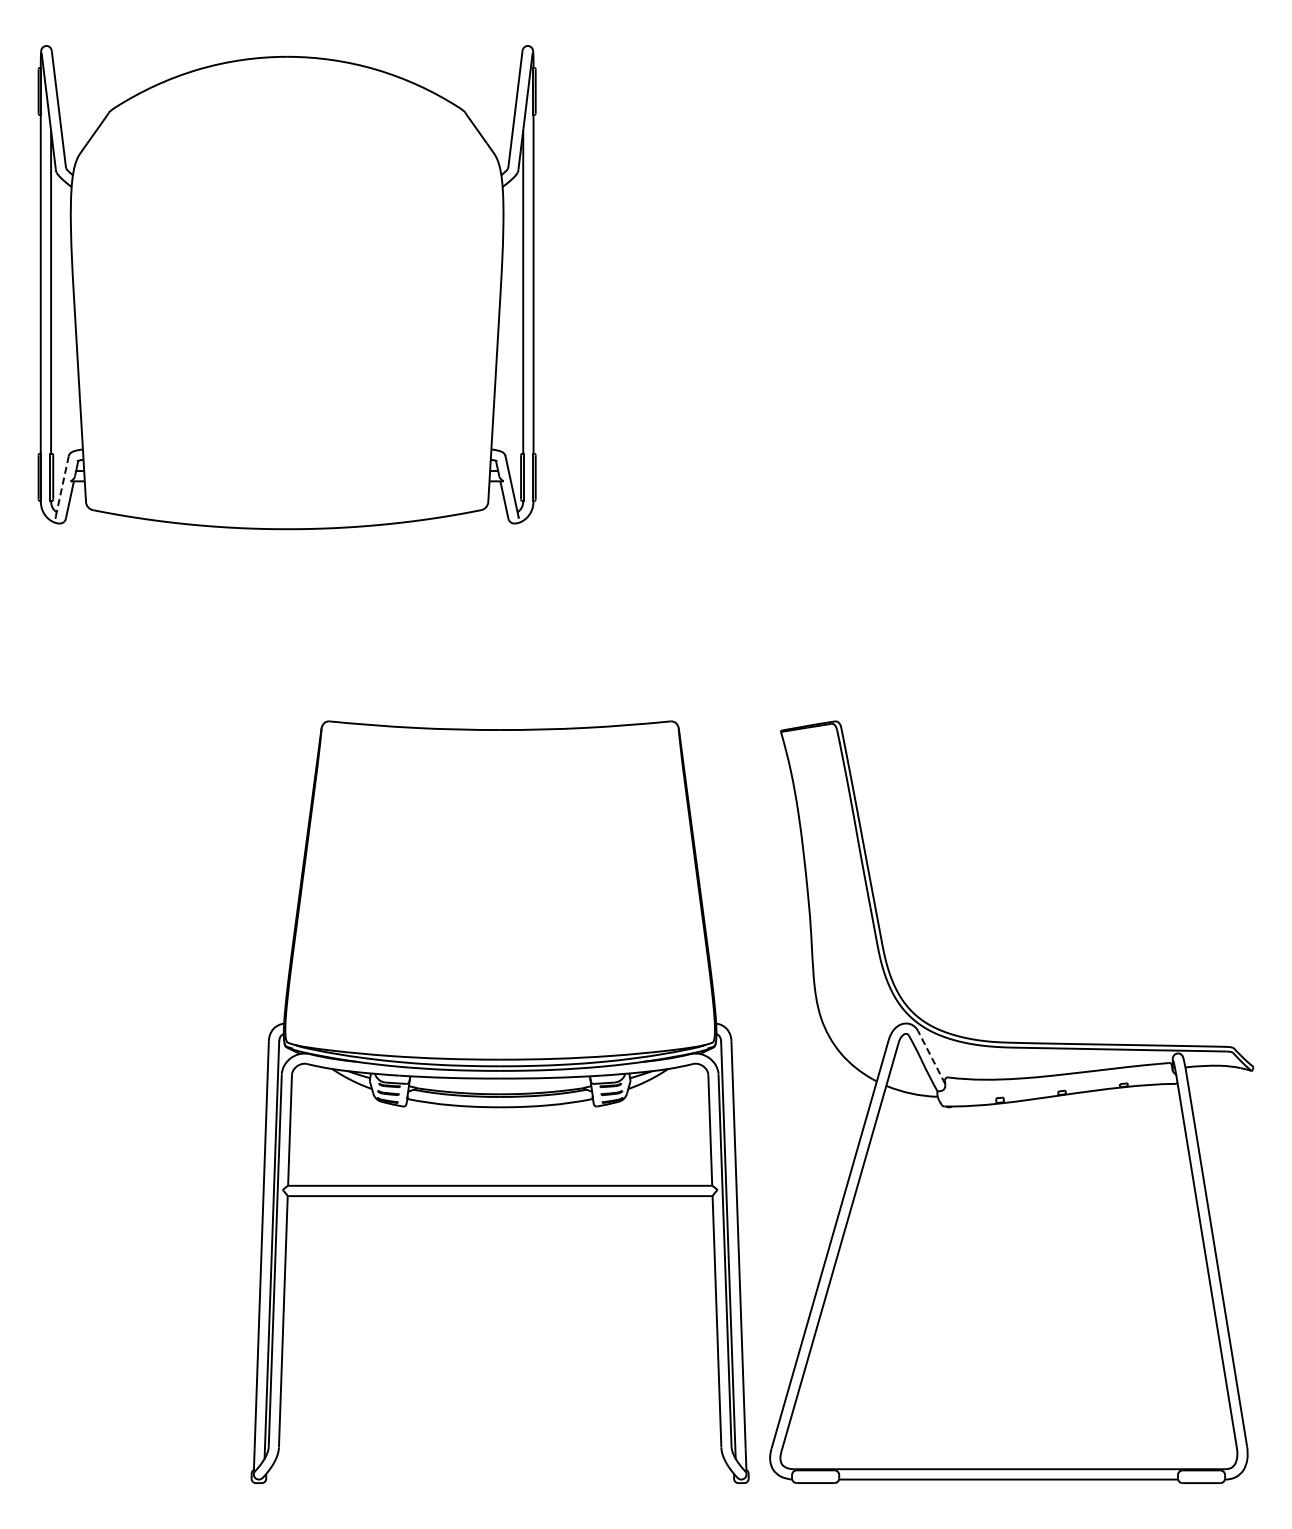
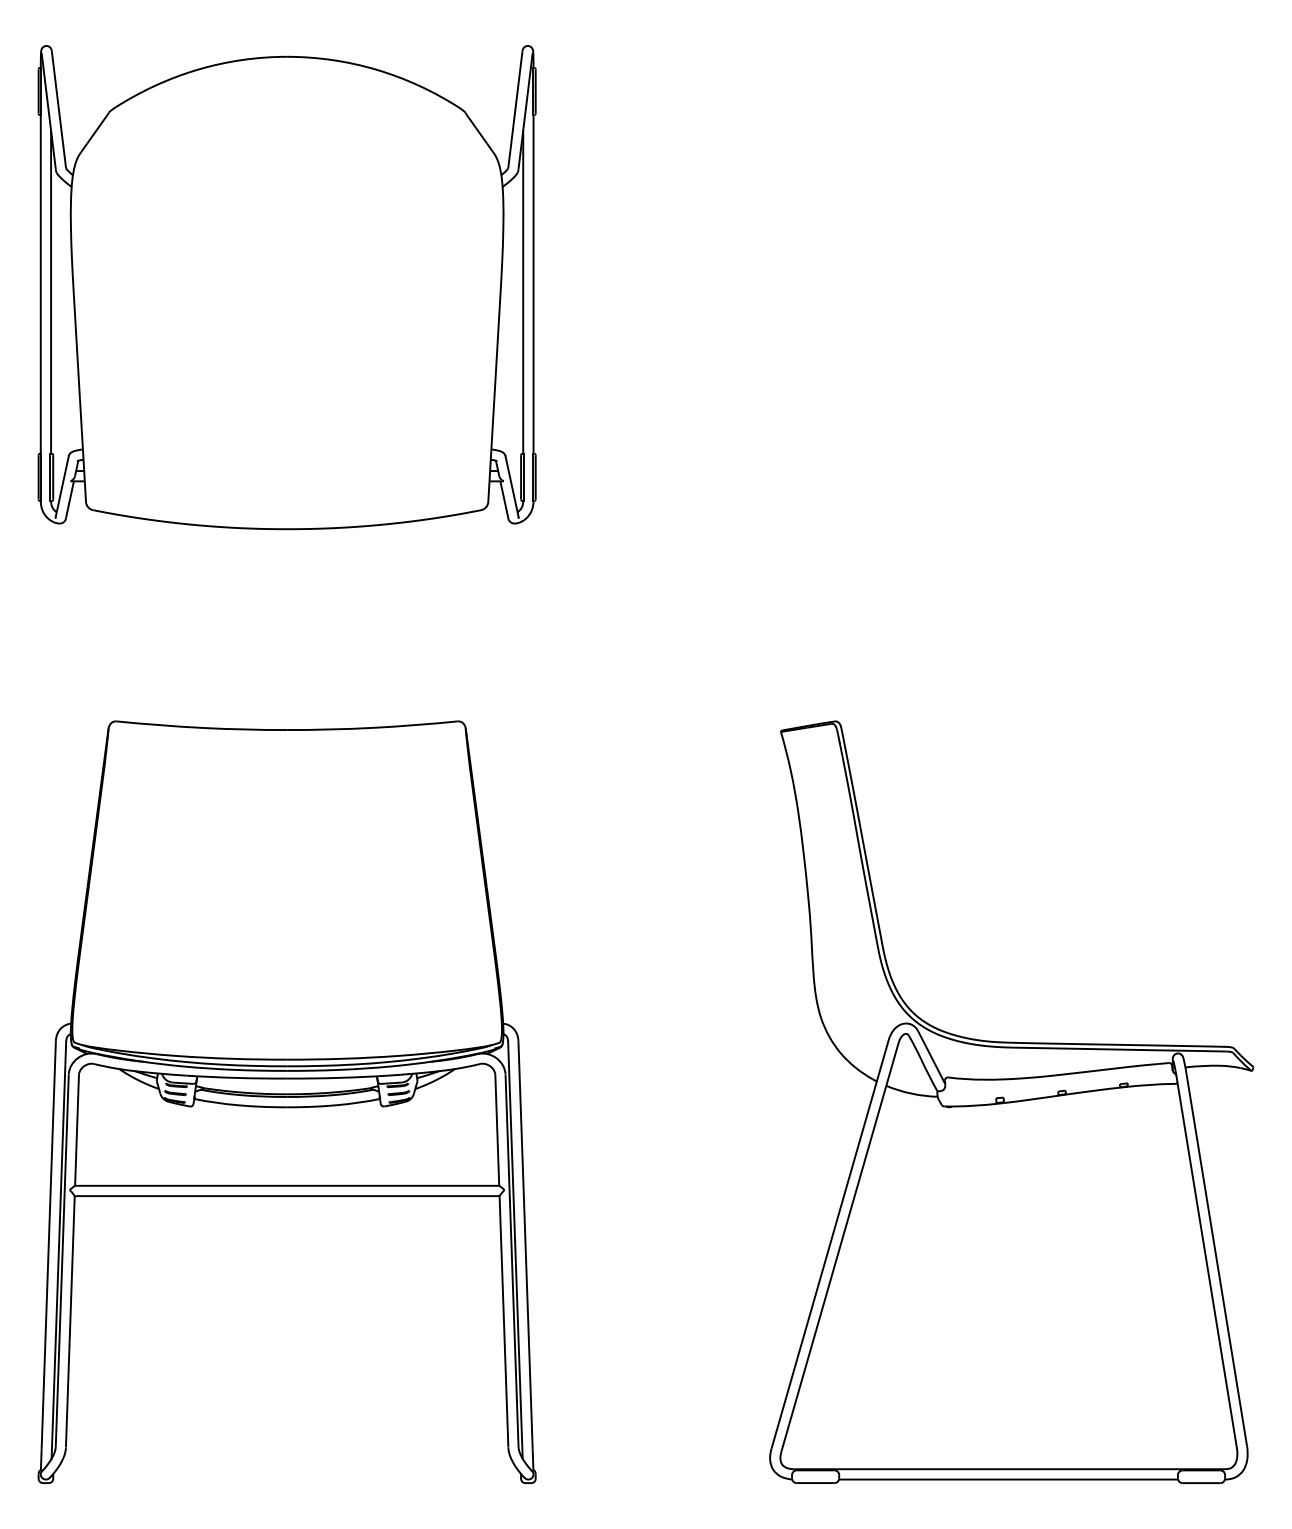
line: dashed -> solid (62, 486)
line: dashed -> solid (931, 1057)
part position: (499, 1101) -> (286, 1101) (286, 1101)
